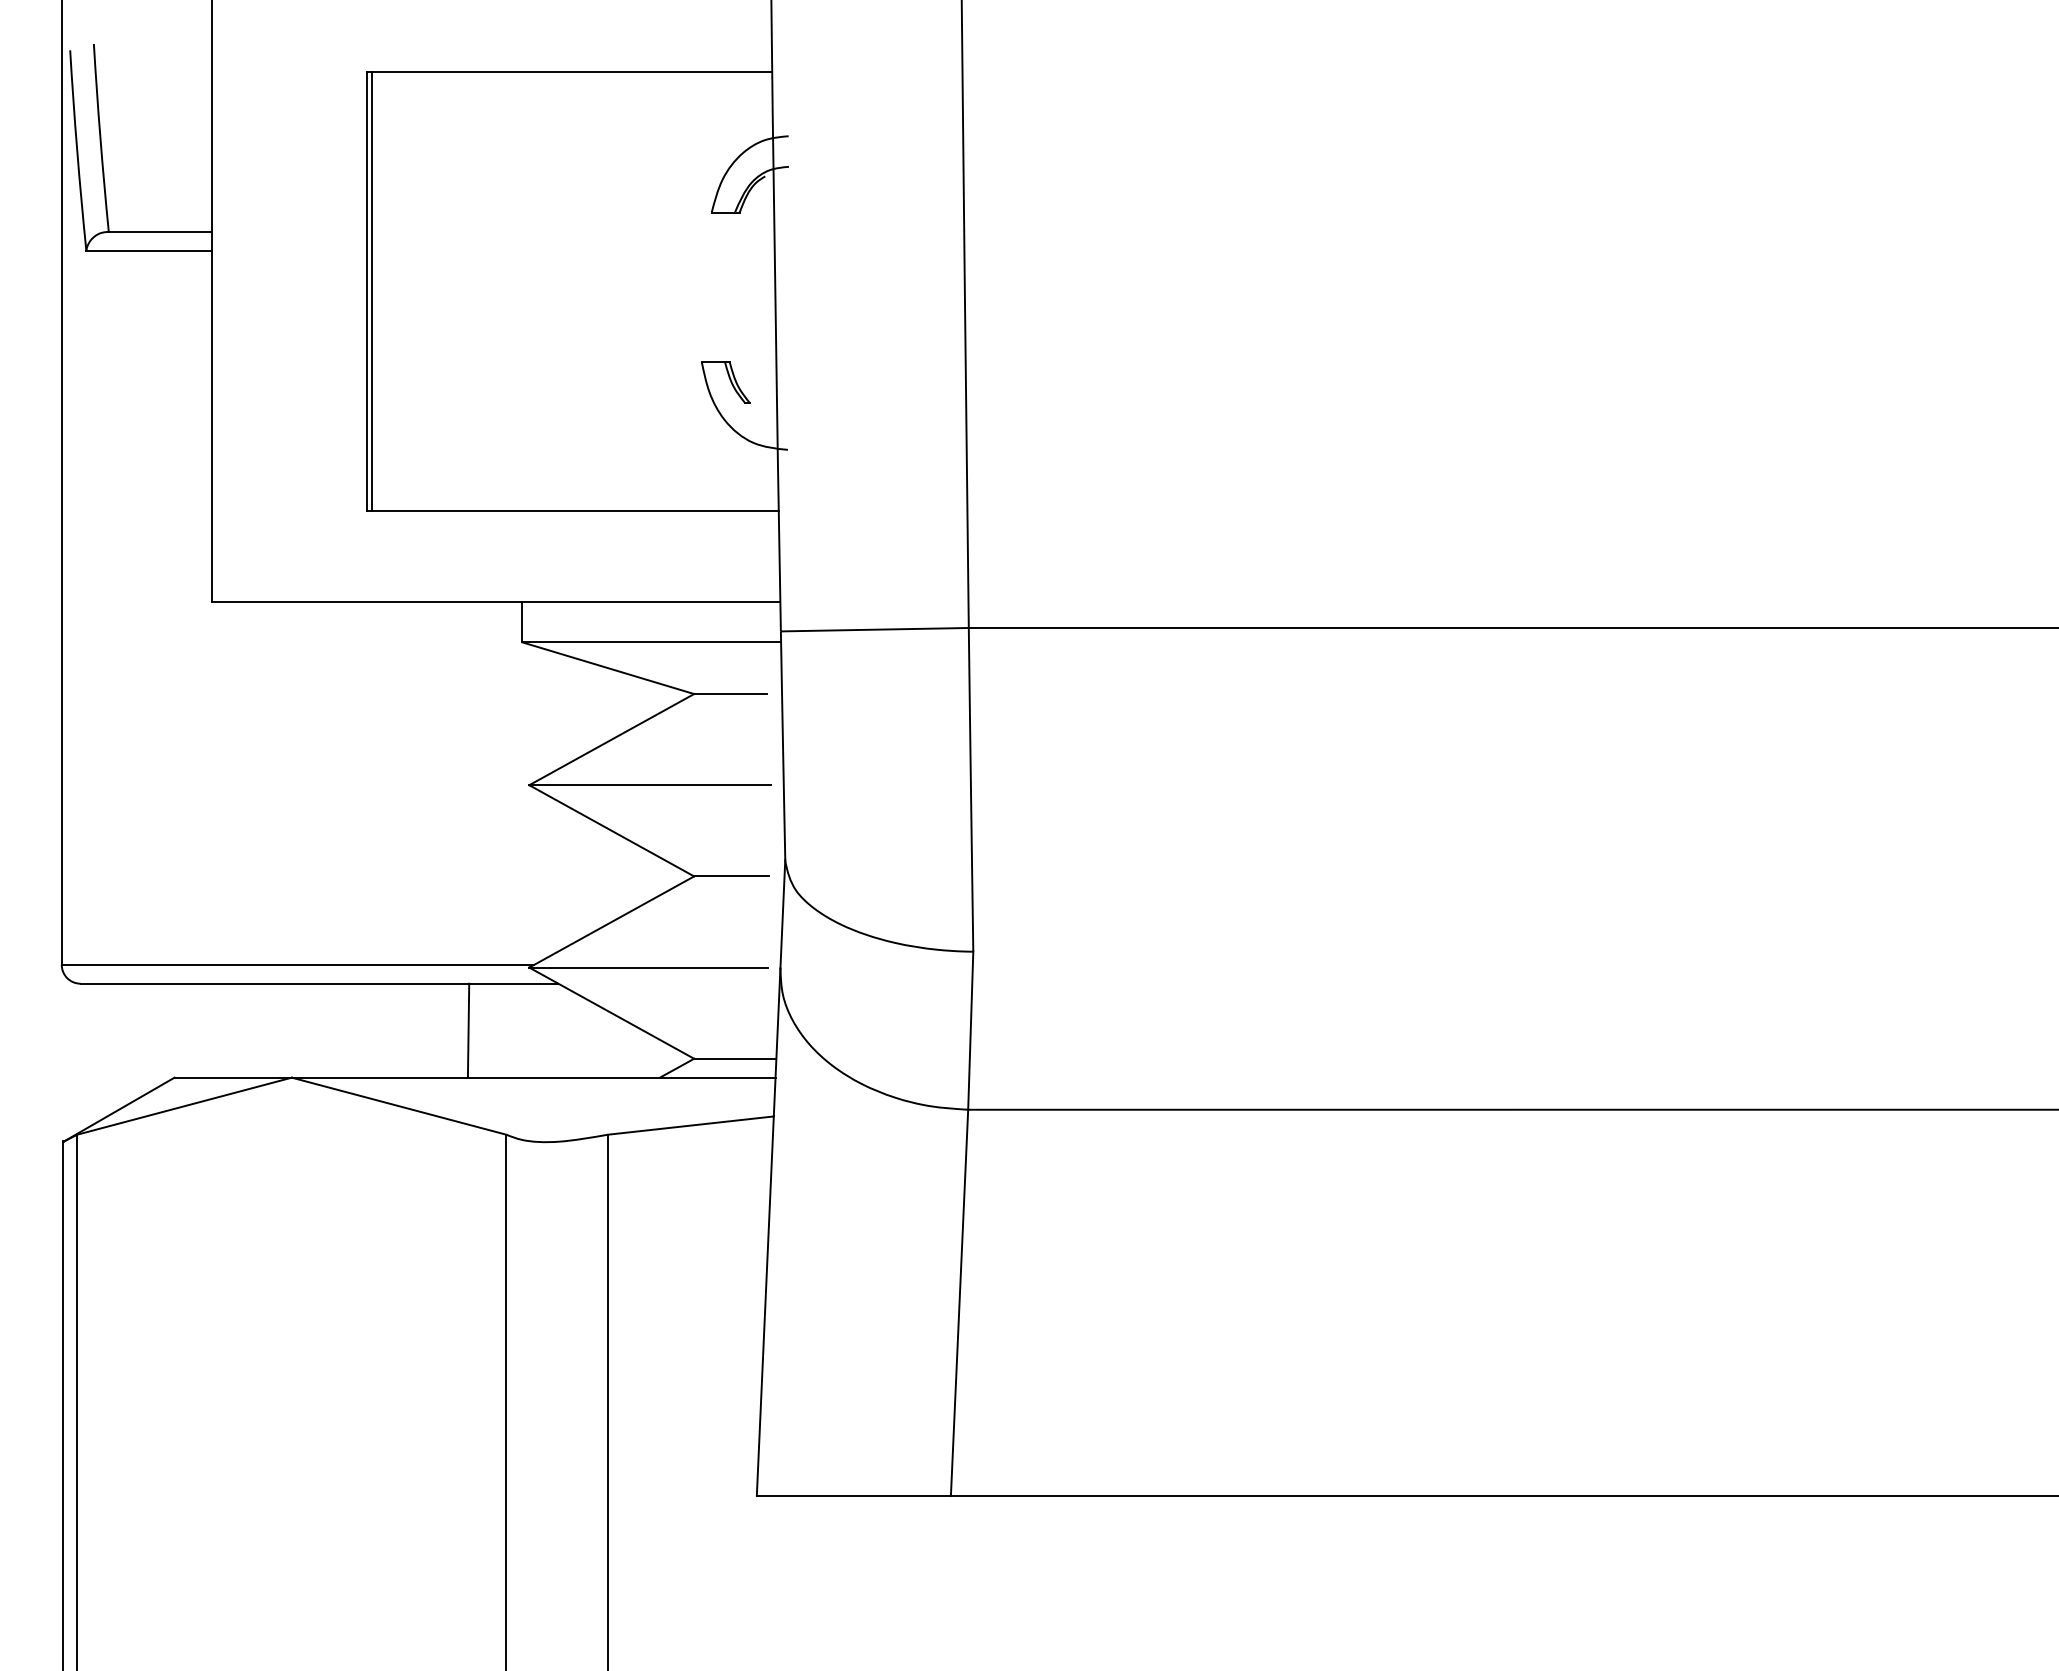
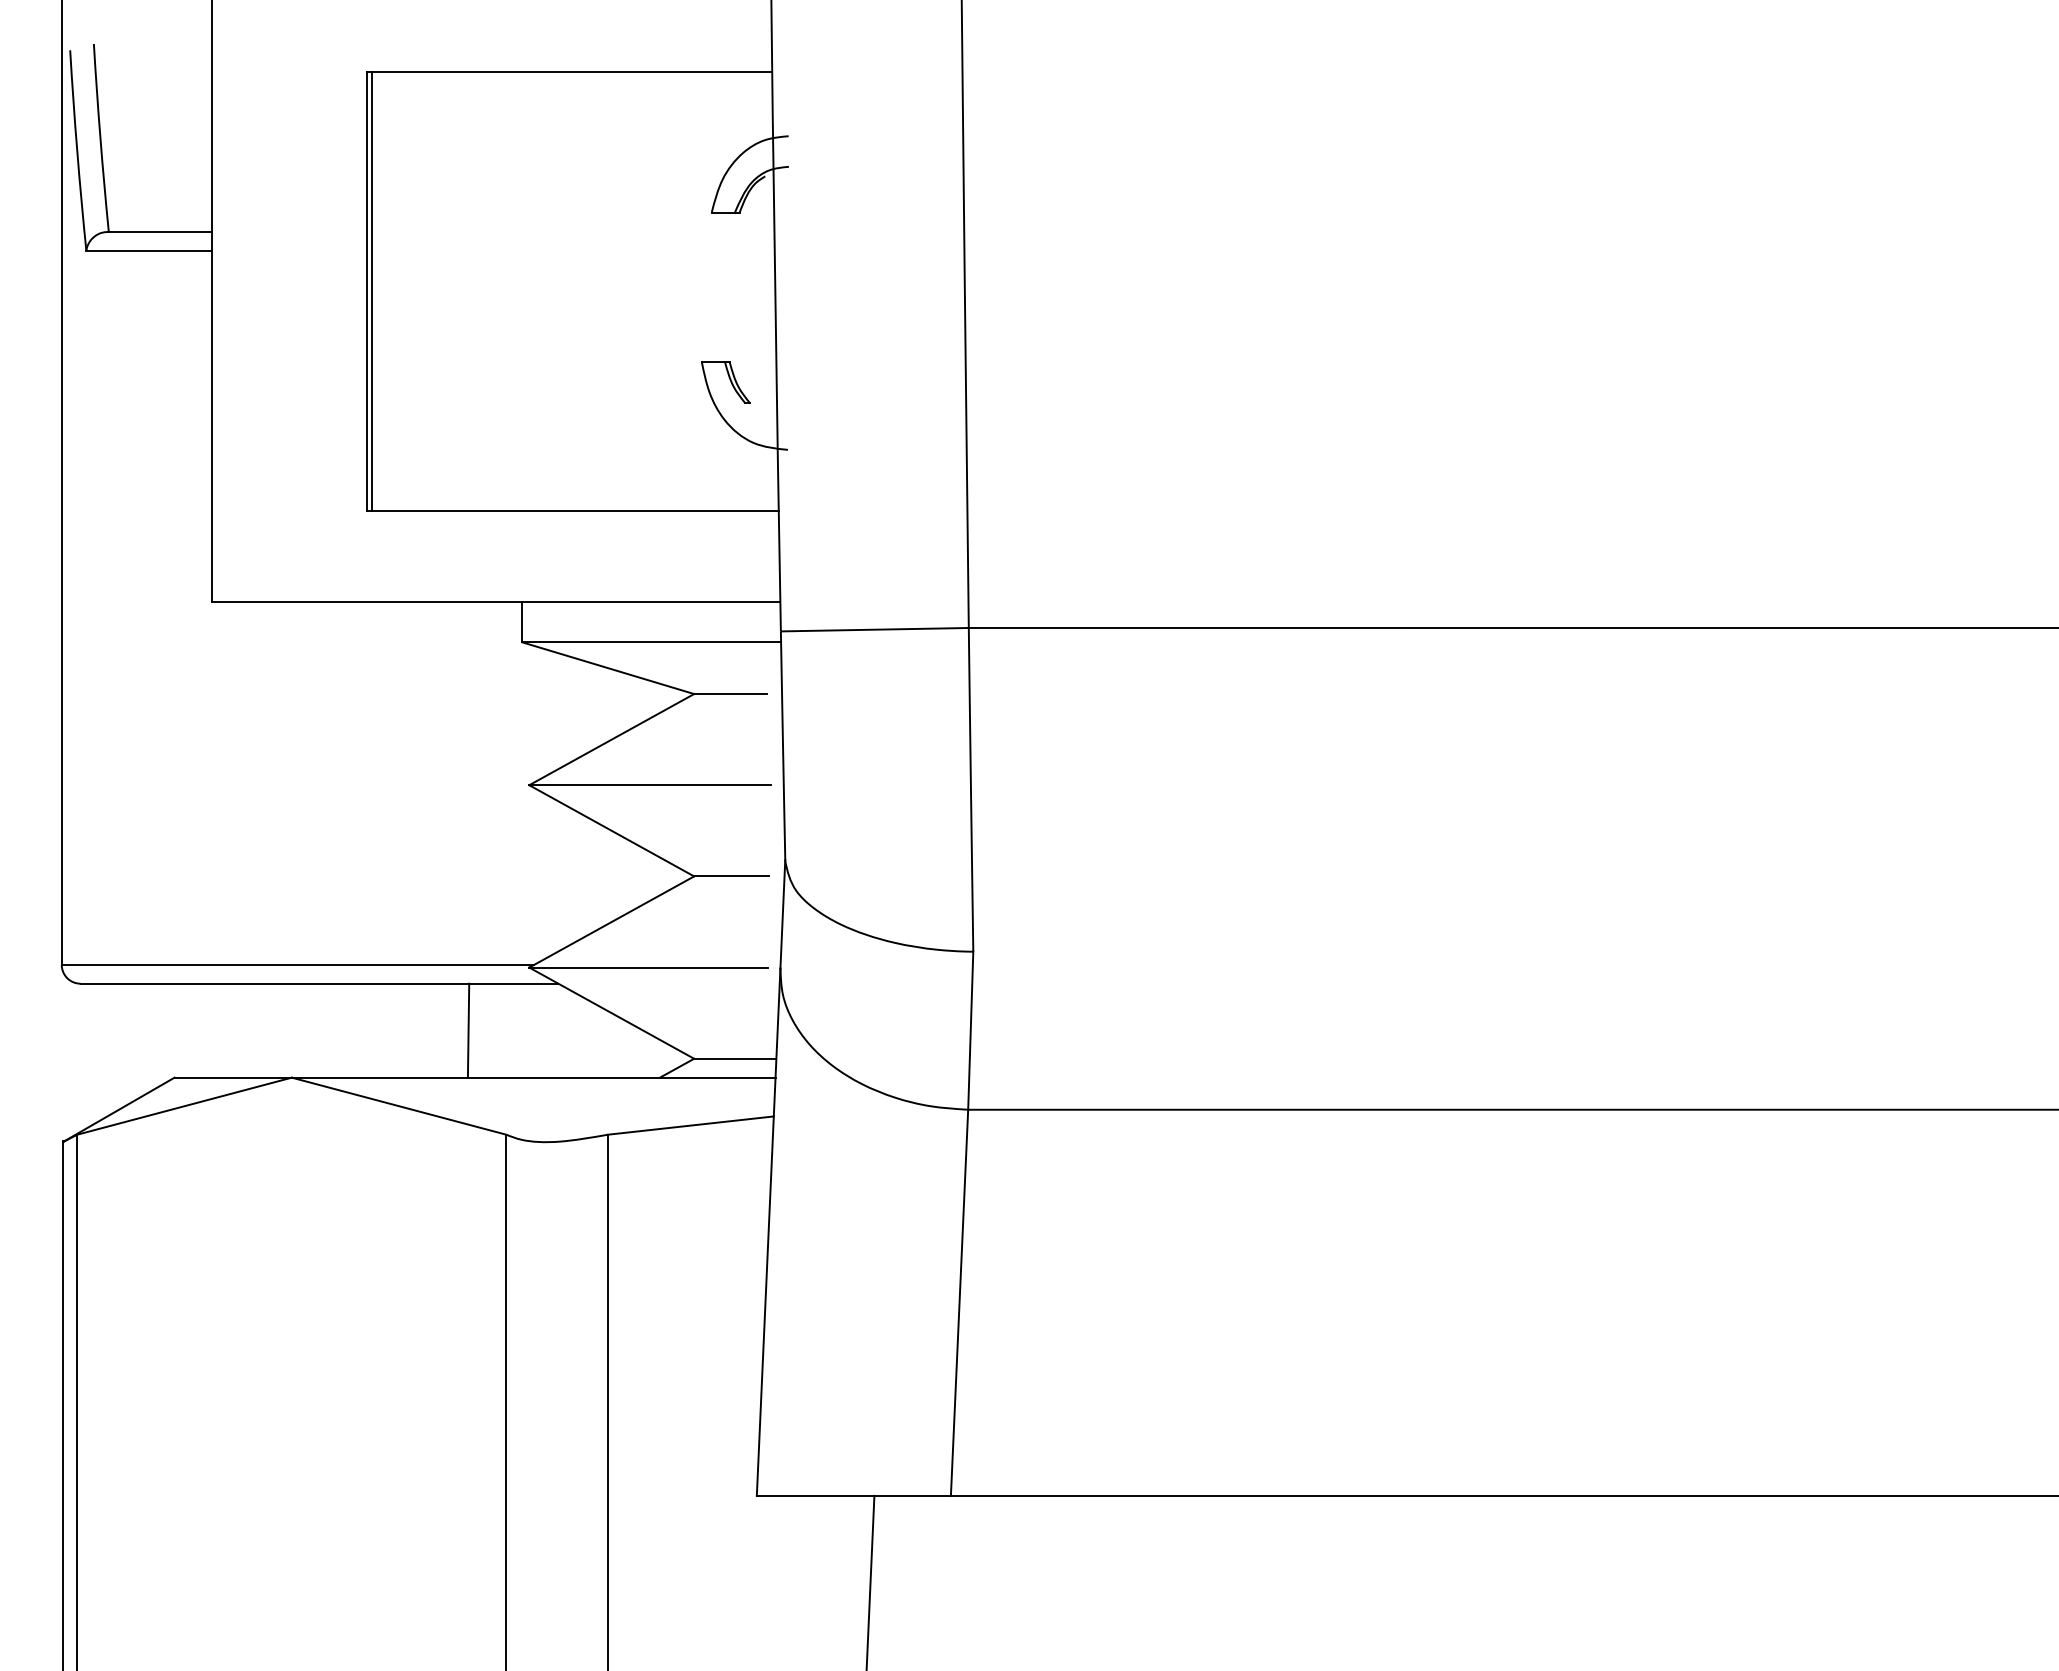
line: none -> present (870, 1581)
